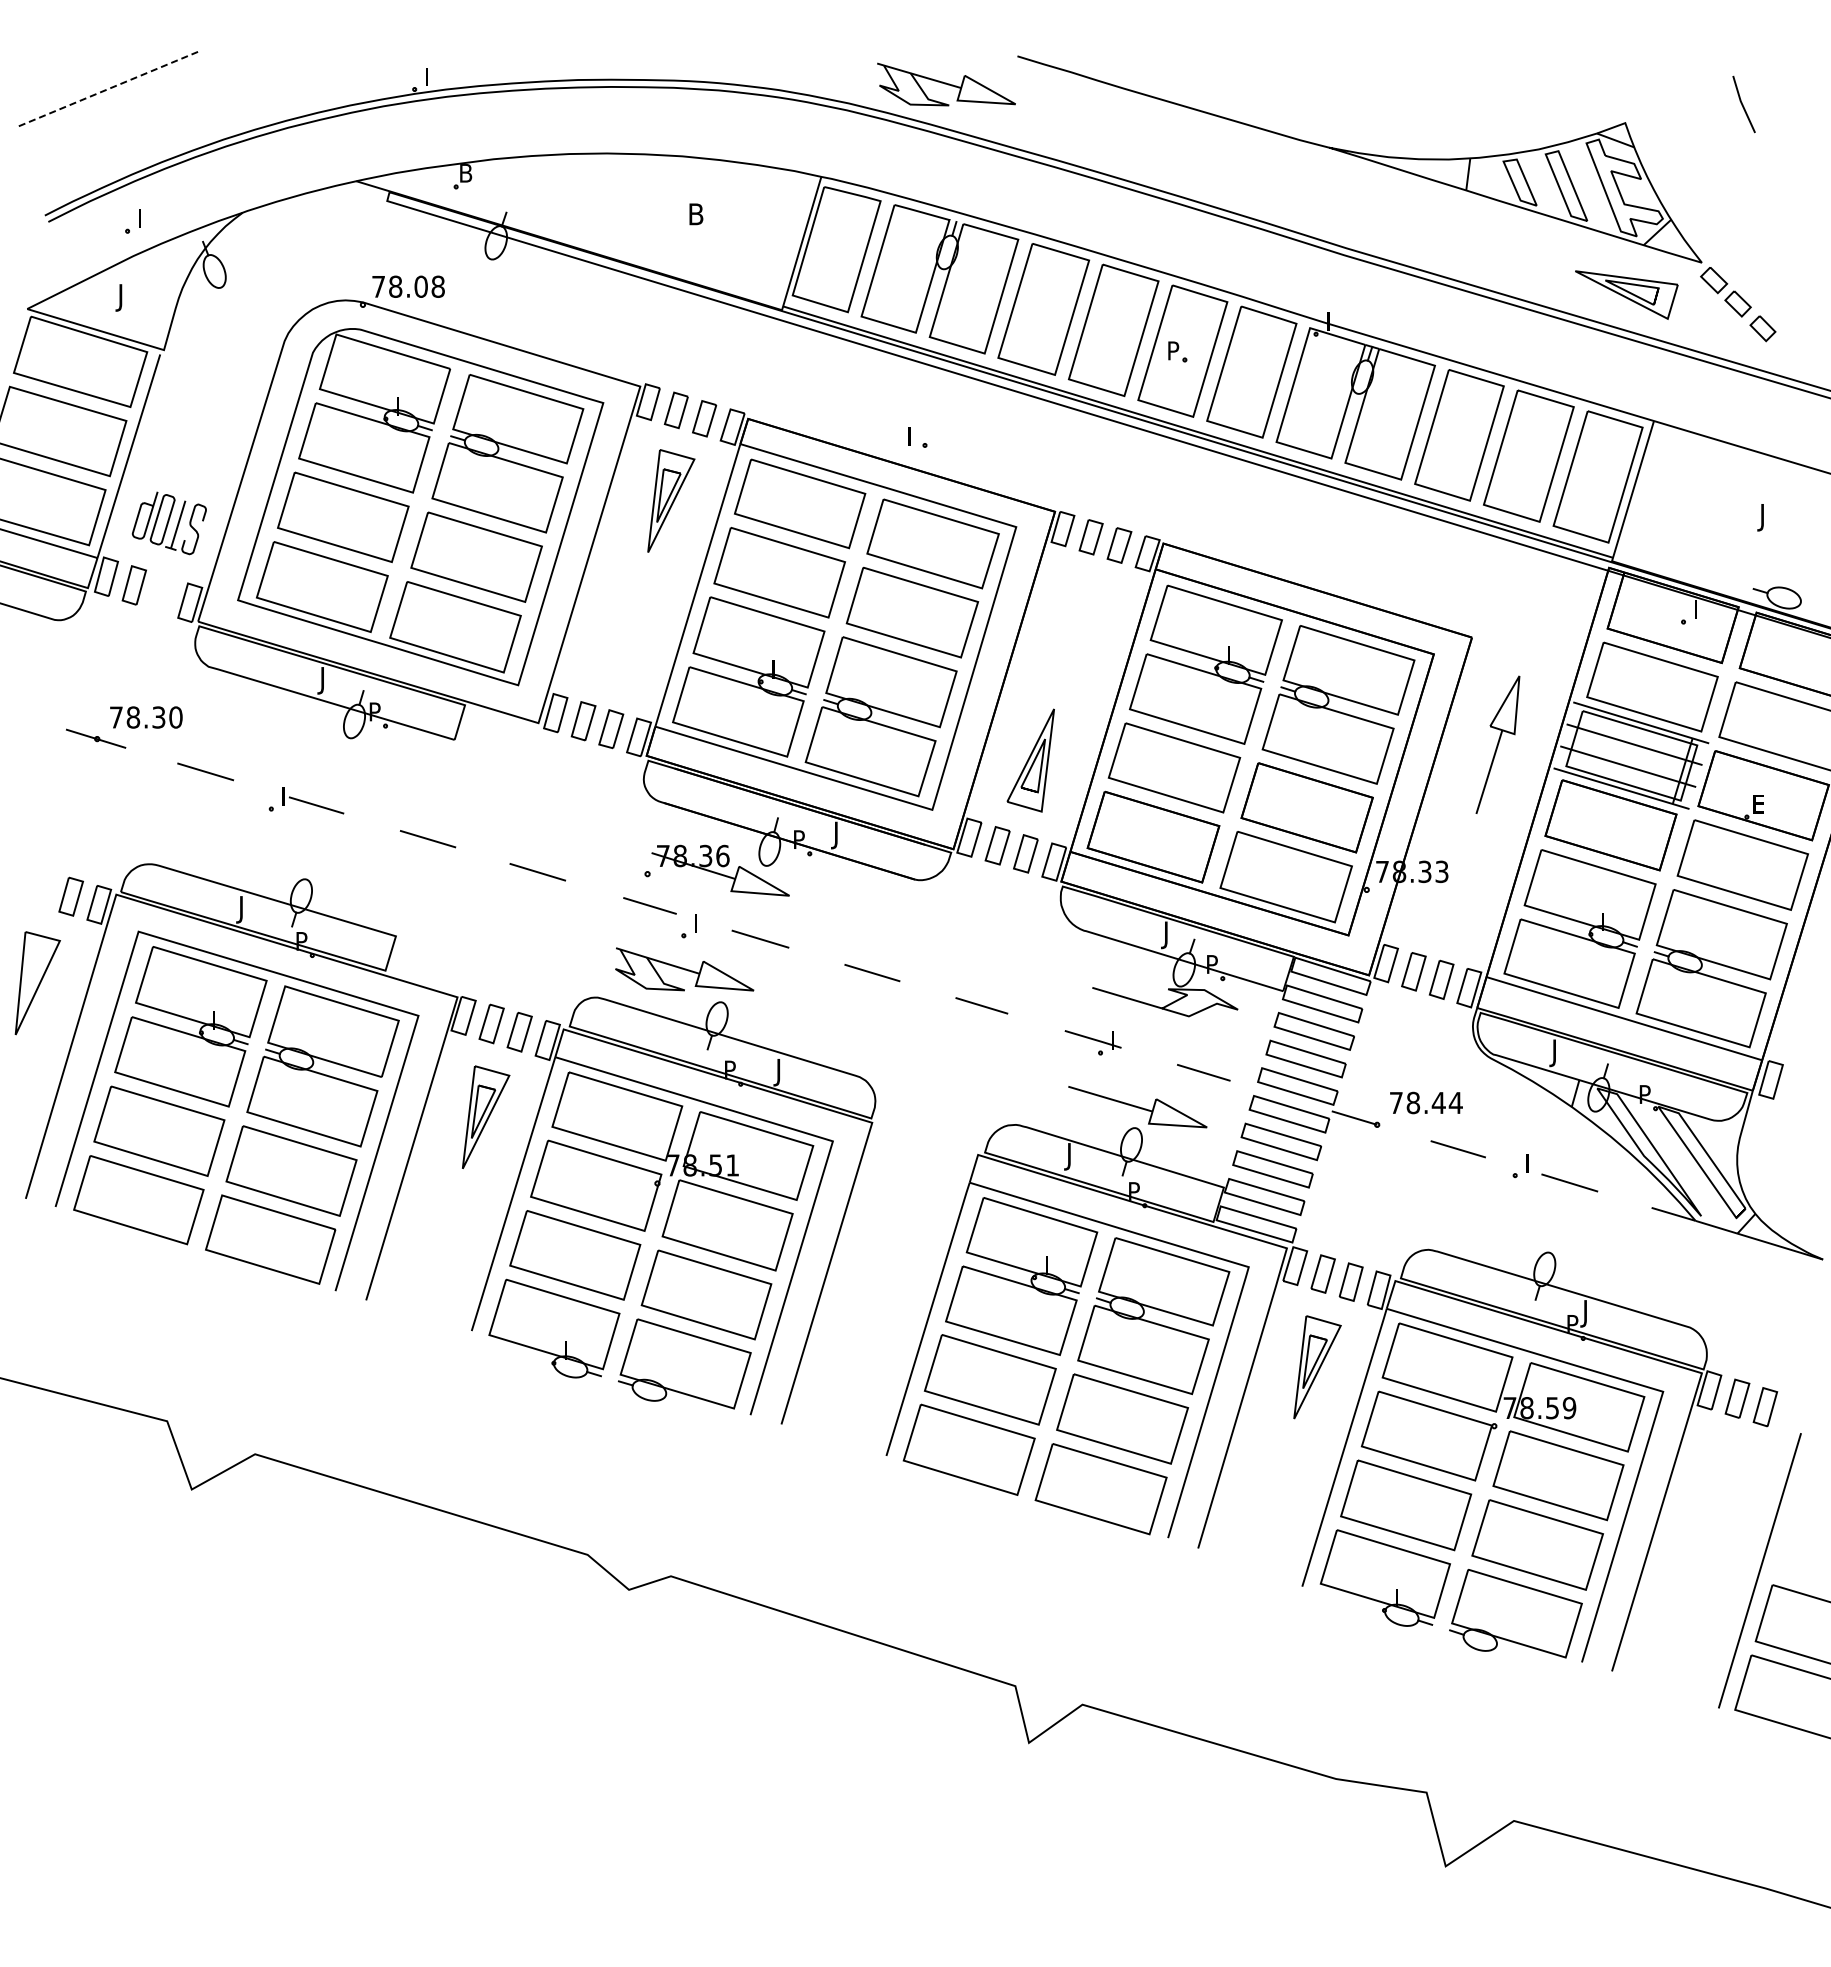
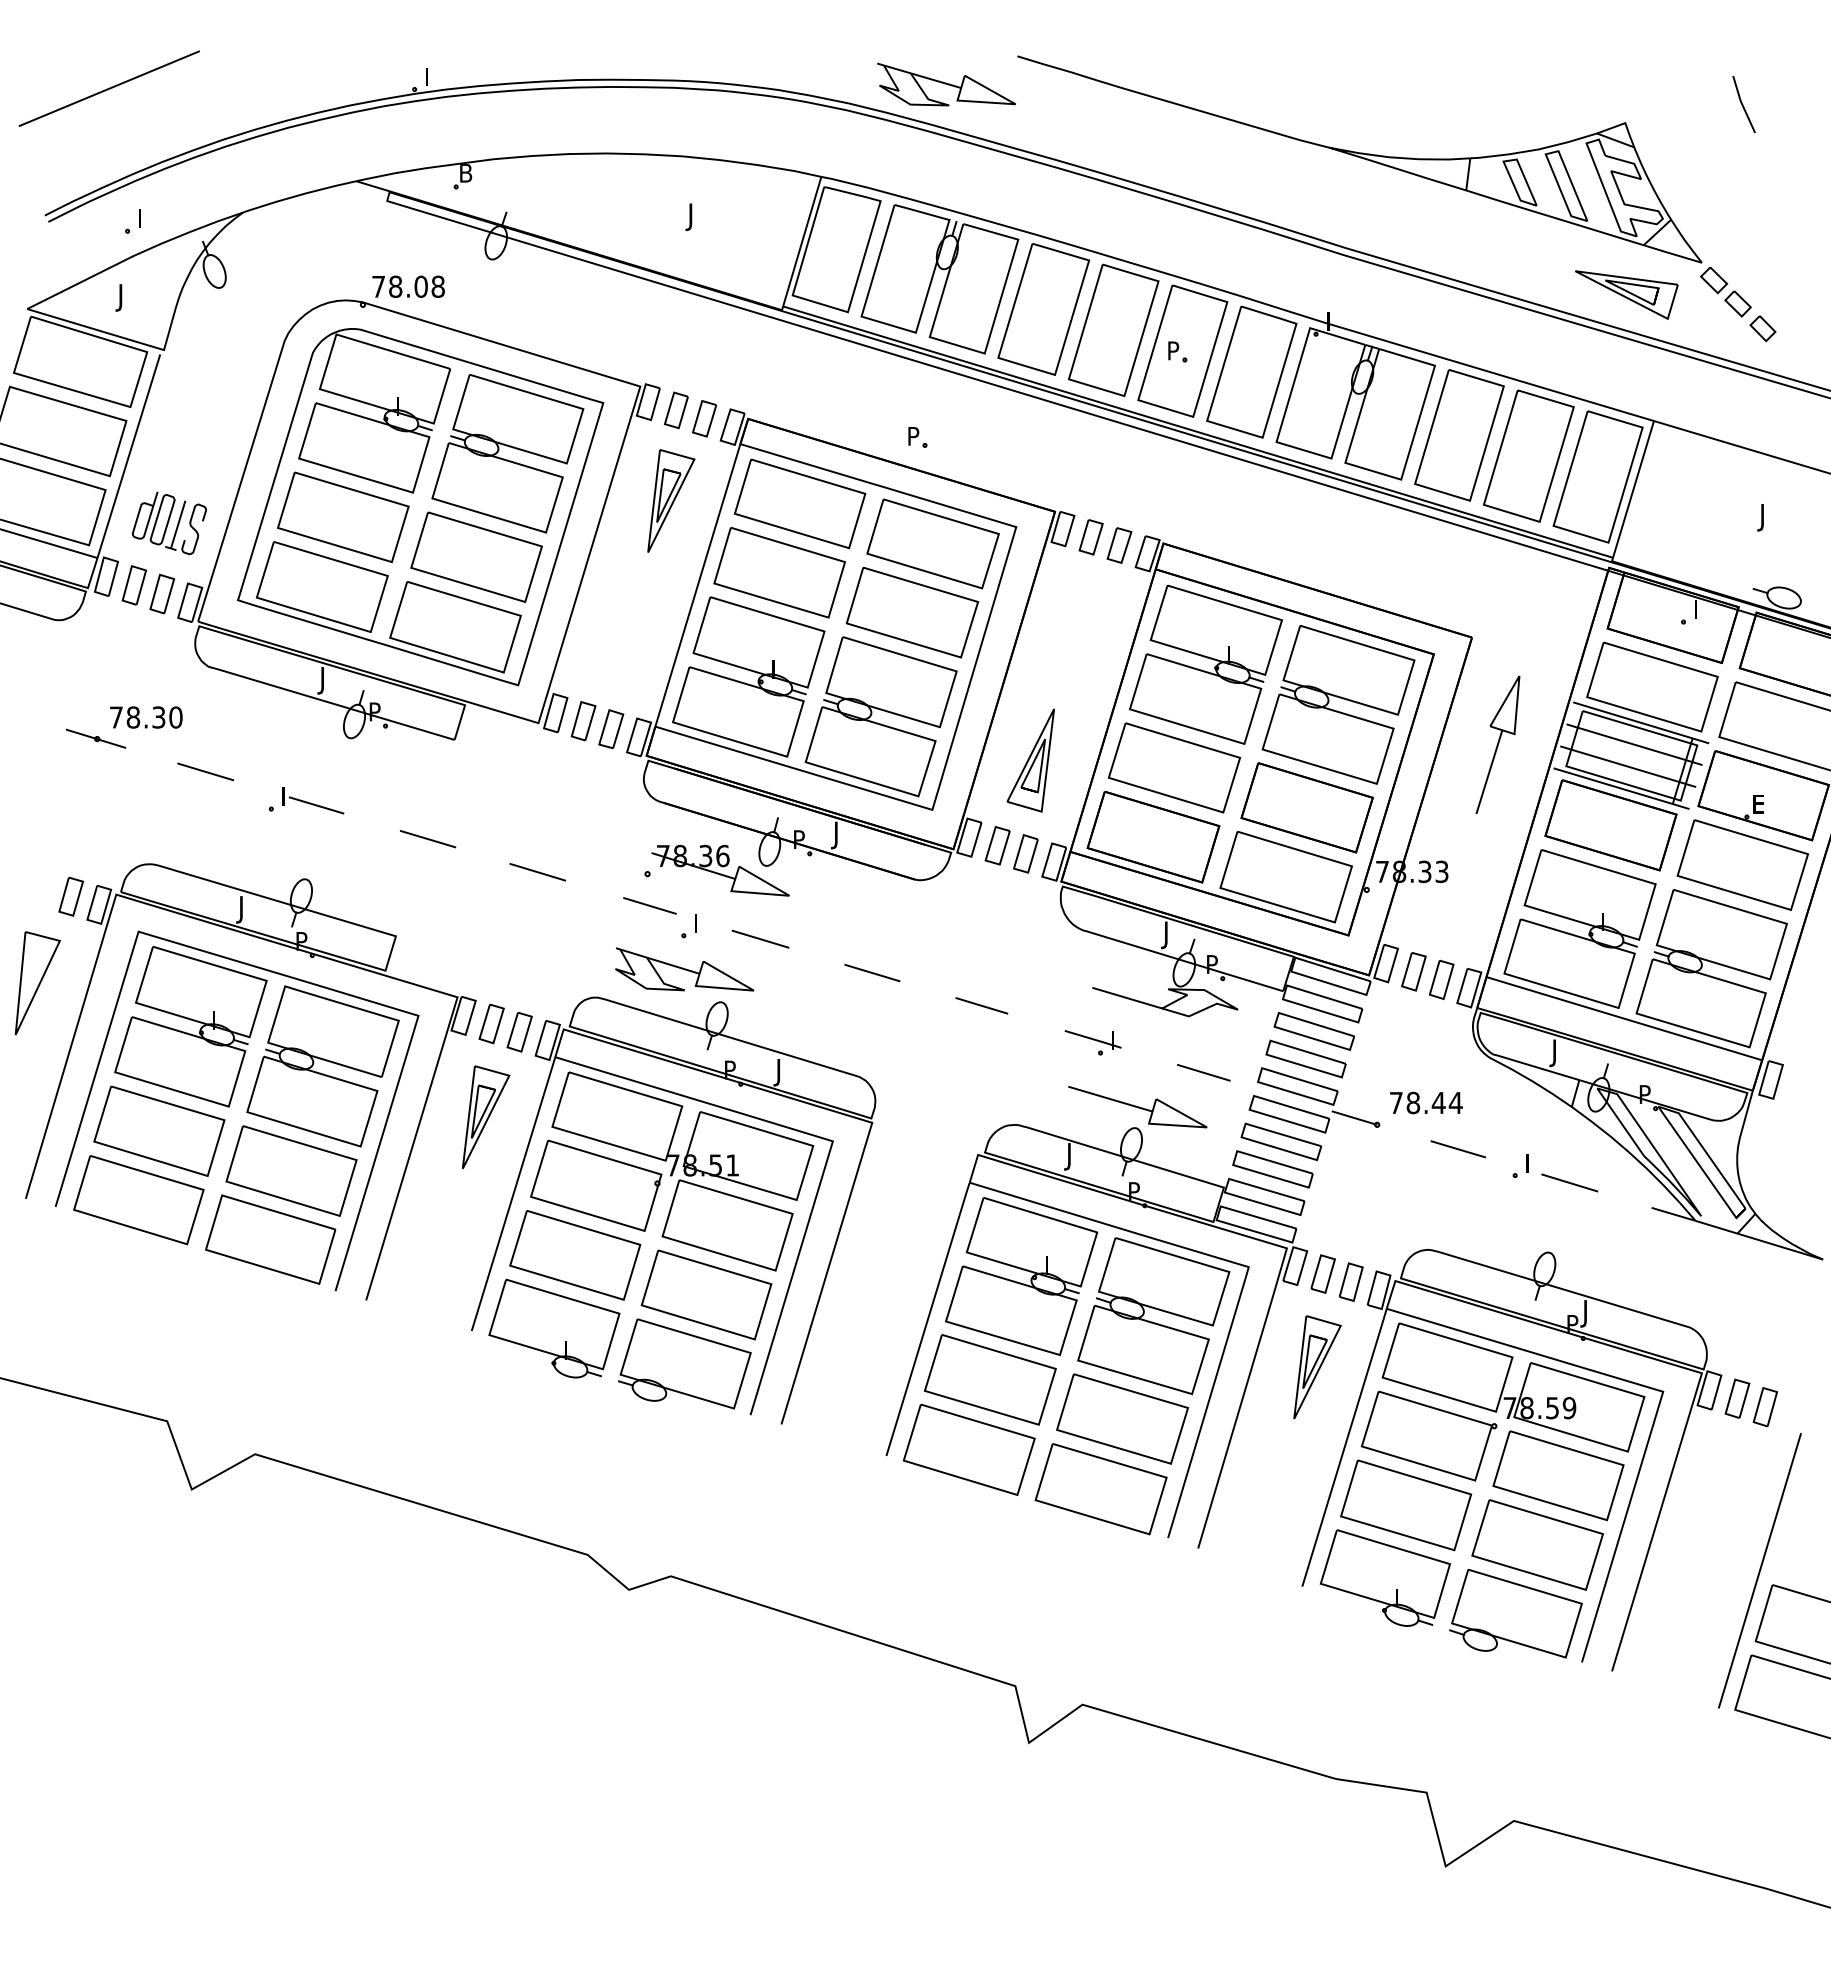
line: dashed -> solid (109, 88)
text: B -> J (694, 217)
text: I -> P (913, 436)
part: none -> present (162, 593)
